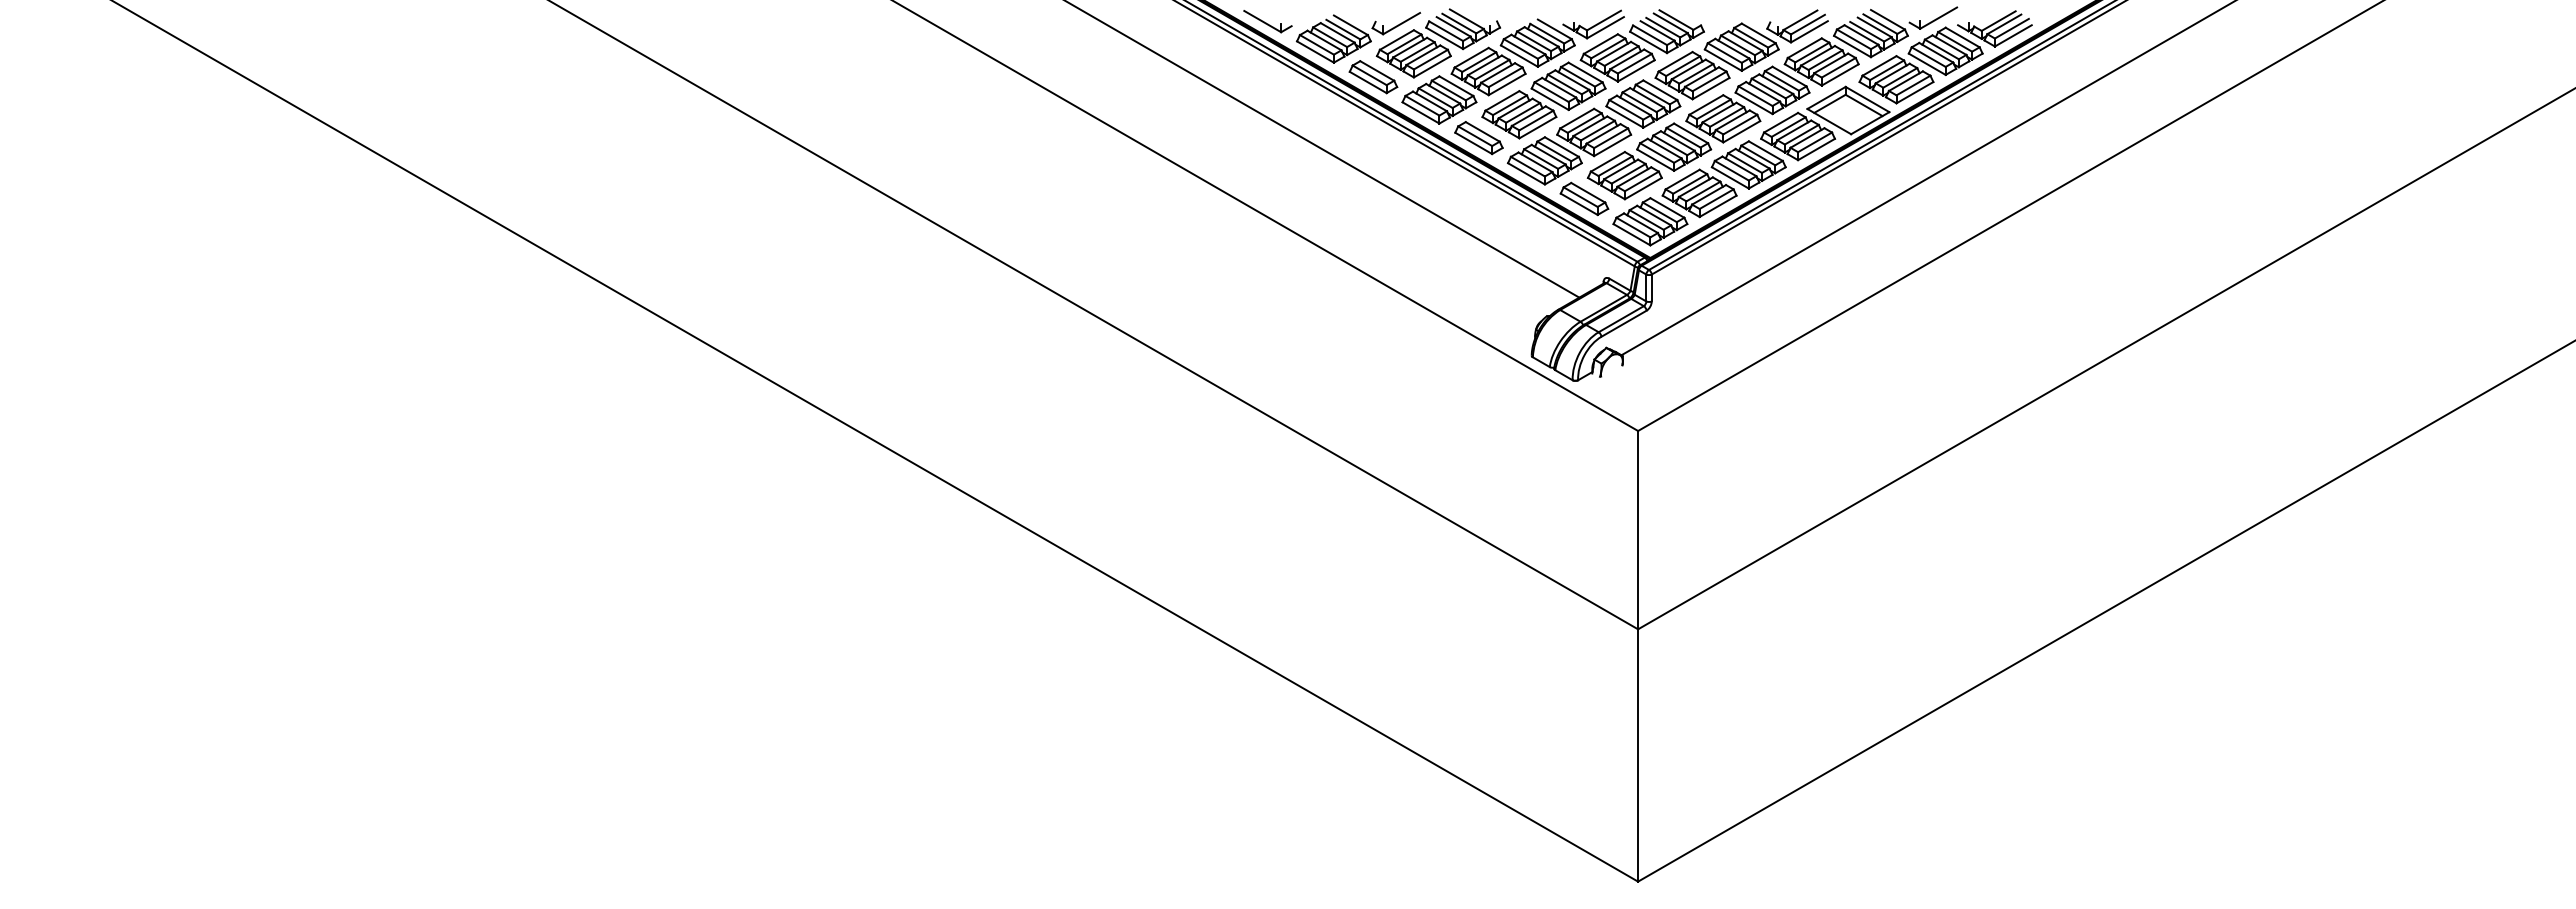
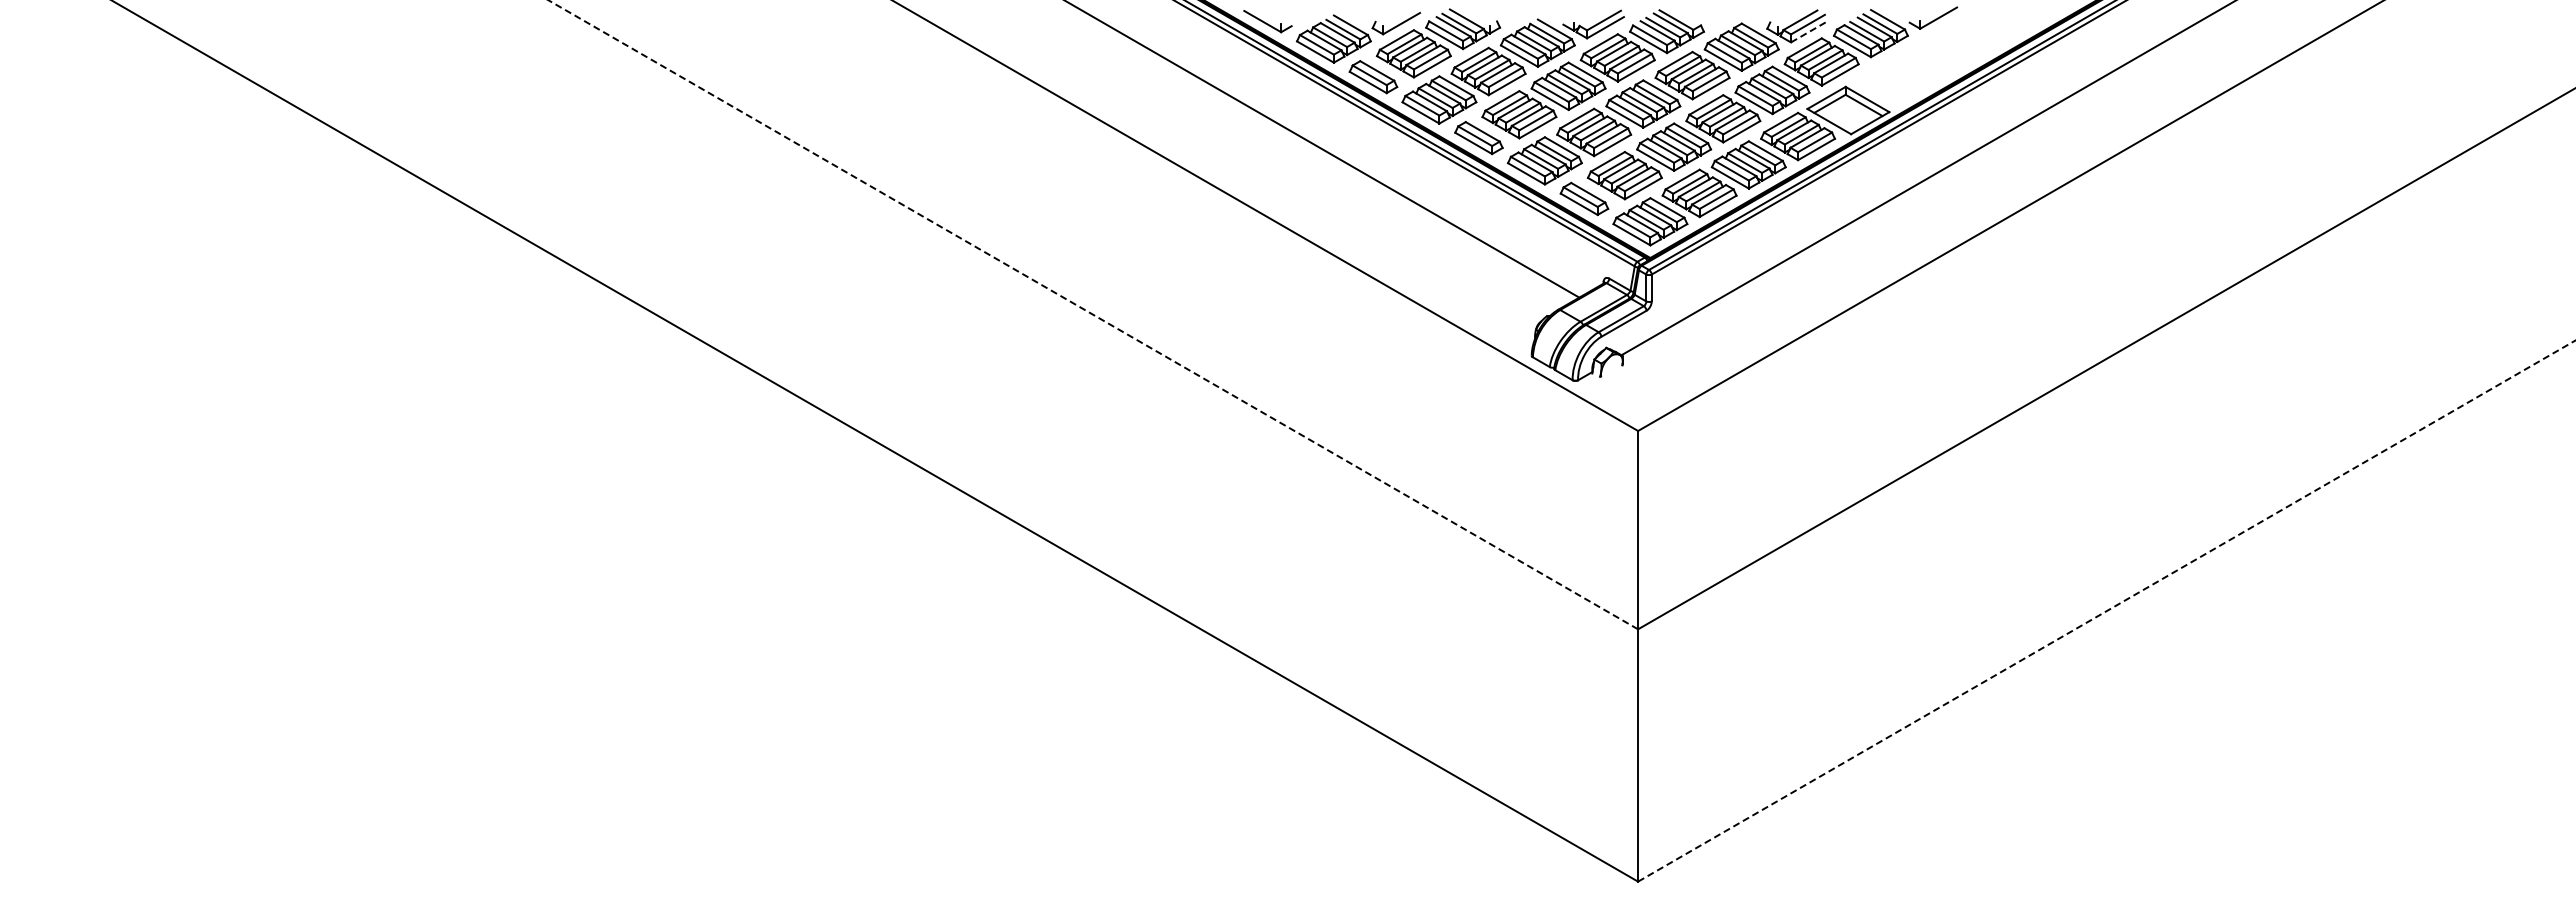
line: solid -> dashed (1809, 31)
part: present -> none (1945, 57)
line: solid -> dashed (1093, 314)
line: solid -> dashed (2106, 611)
